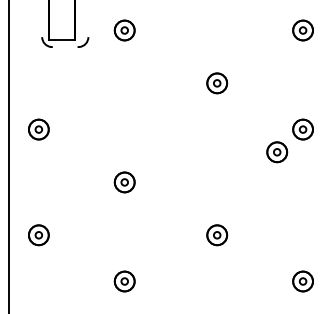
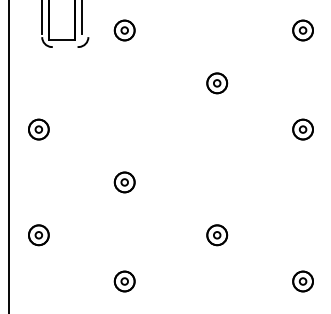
line: none -> present (42, 17)
line: none -> present (81, 17)
part: present -> none (277, 152)
